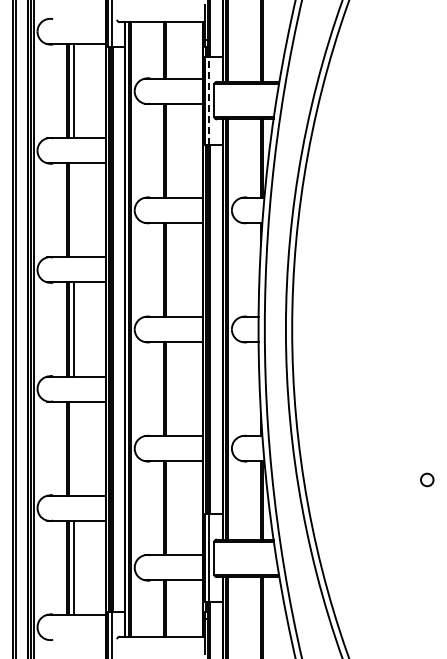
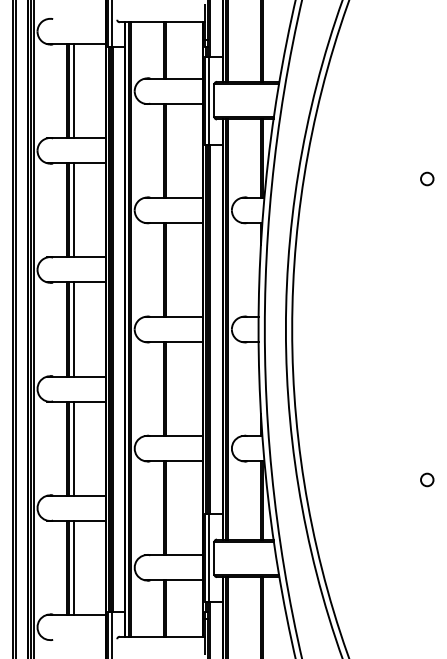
line: dashed -> solid (209, 100)
circle: none -> present (427, 178)
line: none -> present (73, 210)
line: none -> present (73, 448)
